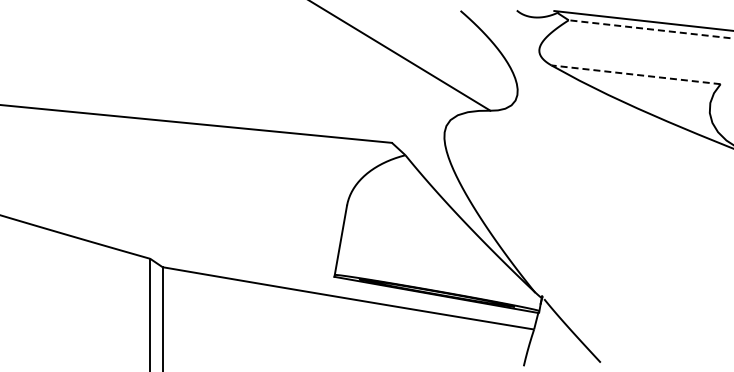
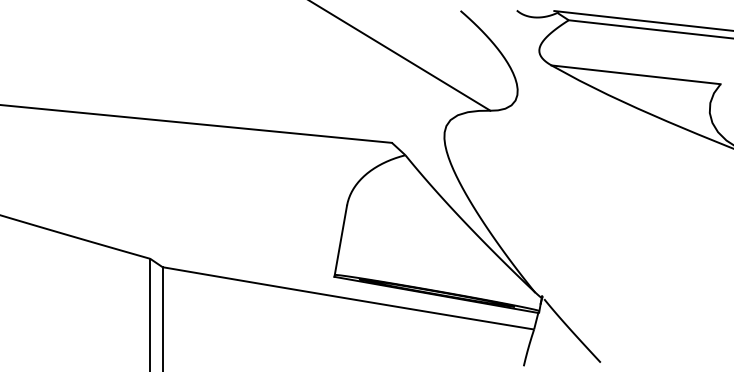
line: dashed -> solid (651, 29)
line: dashed -> solid (635, 74)
